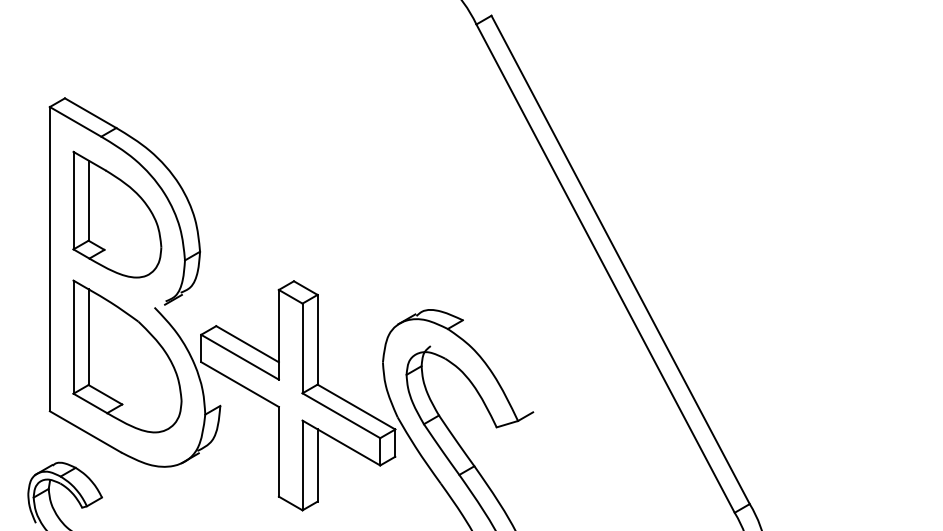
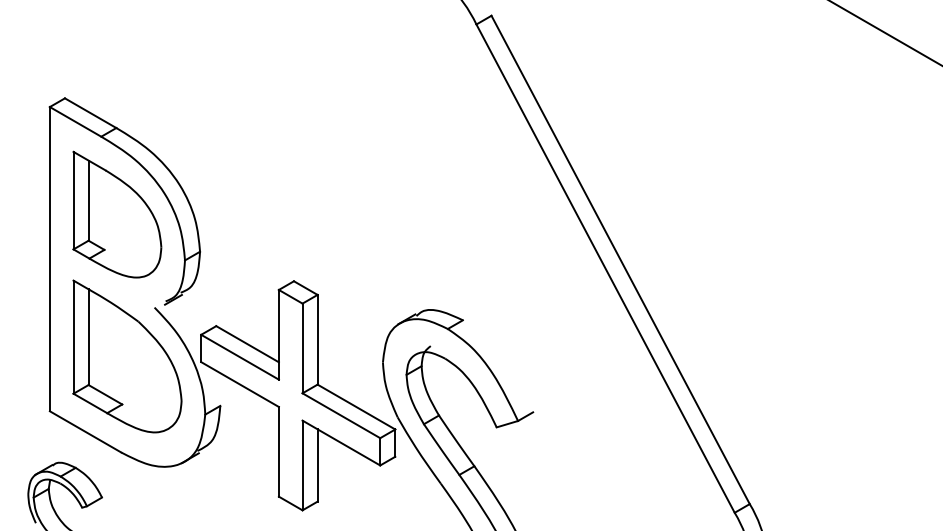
line: none -> present (885, 33)
